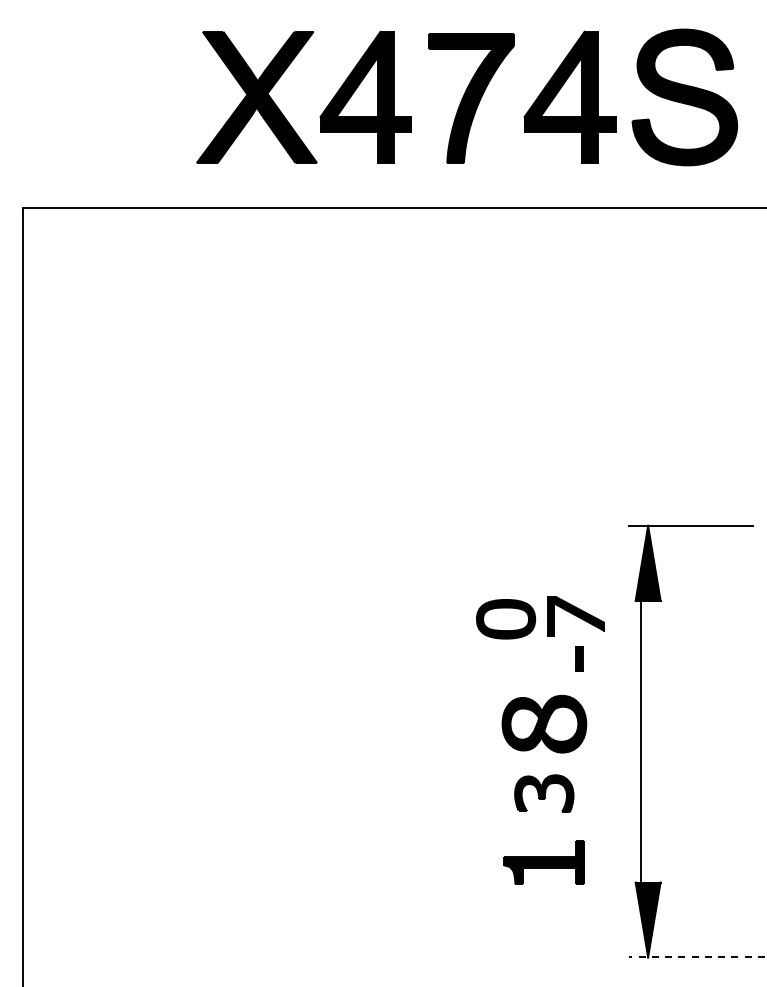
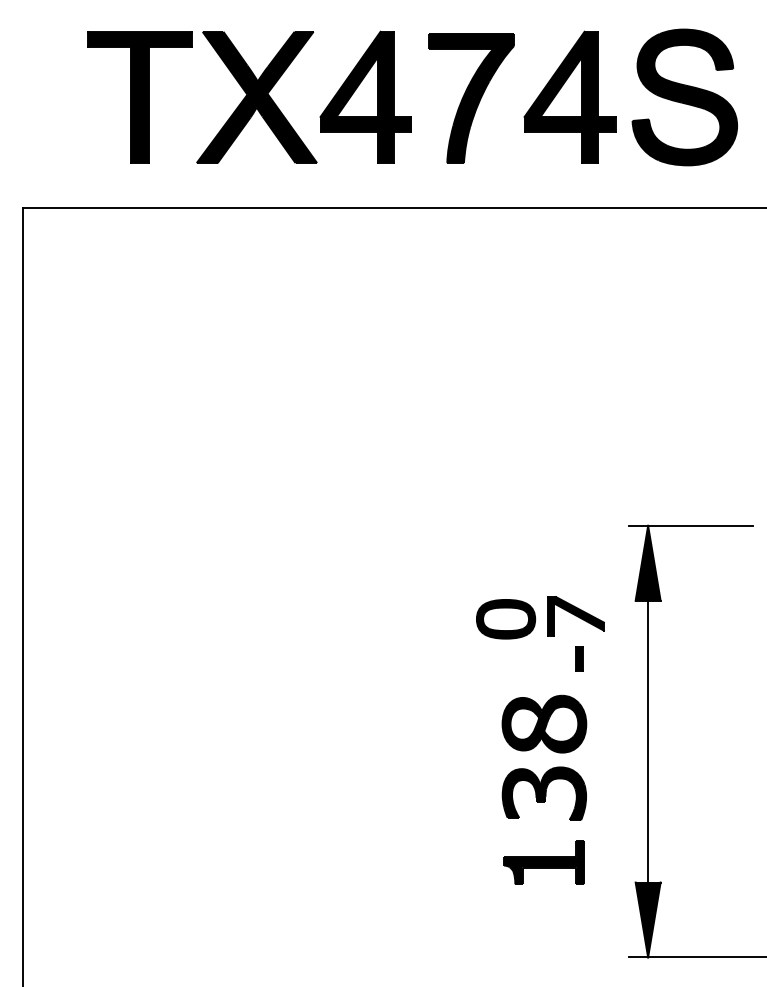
part: none -> present (139, 97)
line position: (641, 741) -> (648, 741) (648, 741)
part size: 61x39 px -> 86x55 px (543, 793)
line: dashed -> solid (697, 957)
